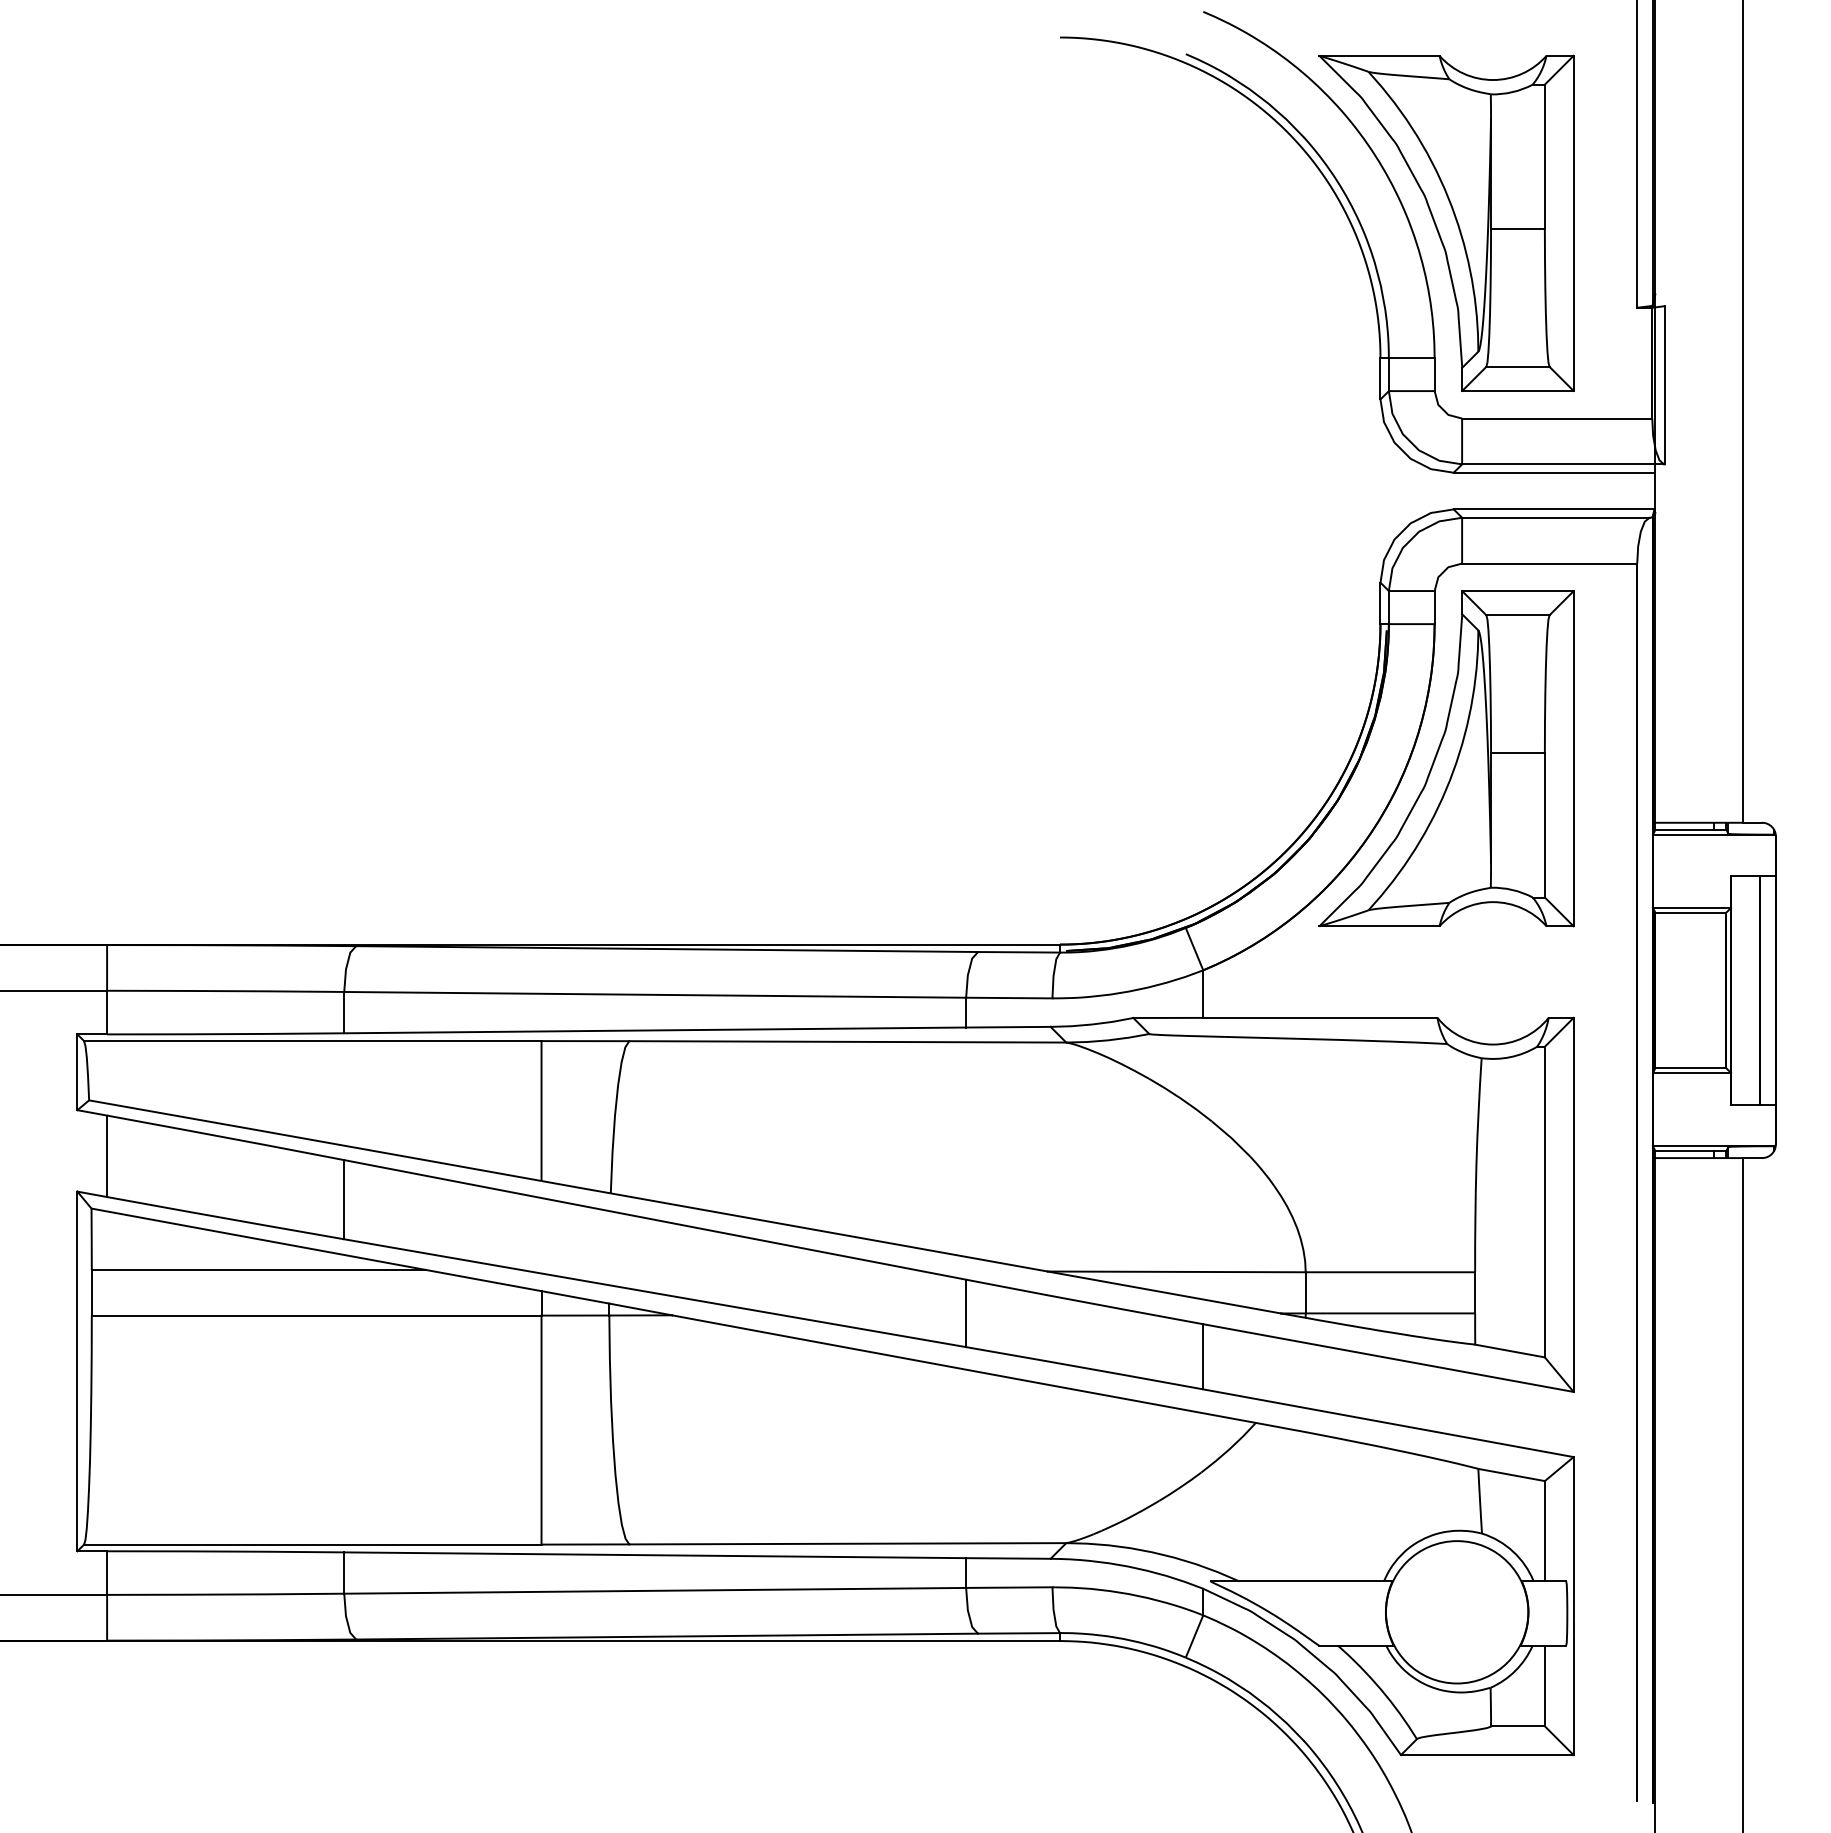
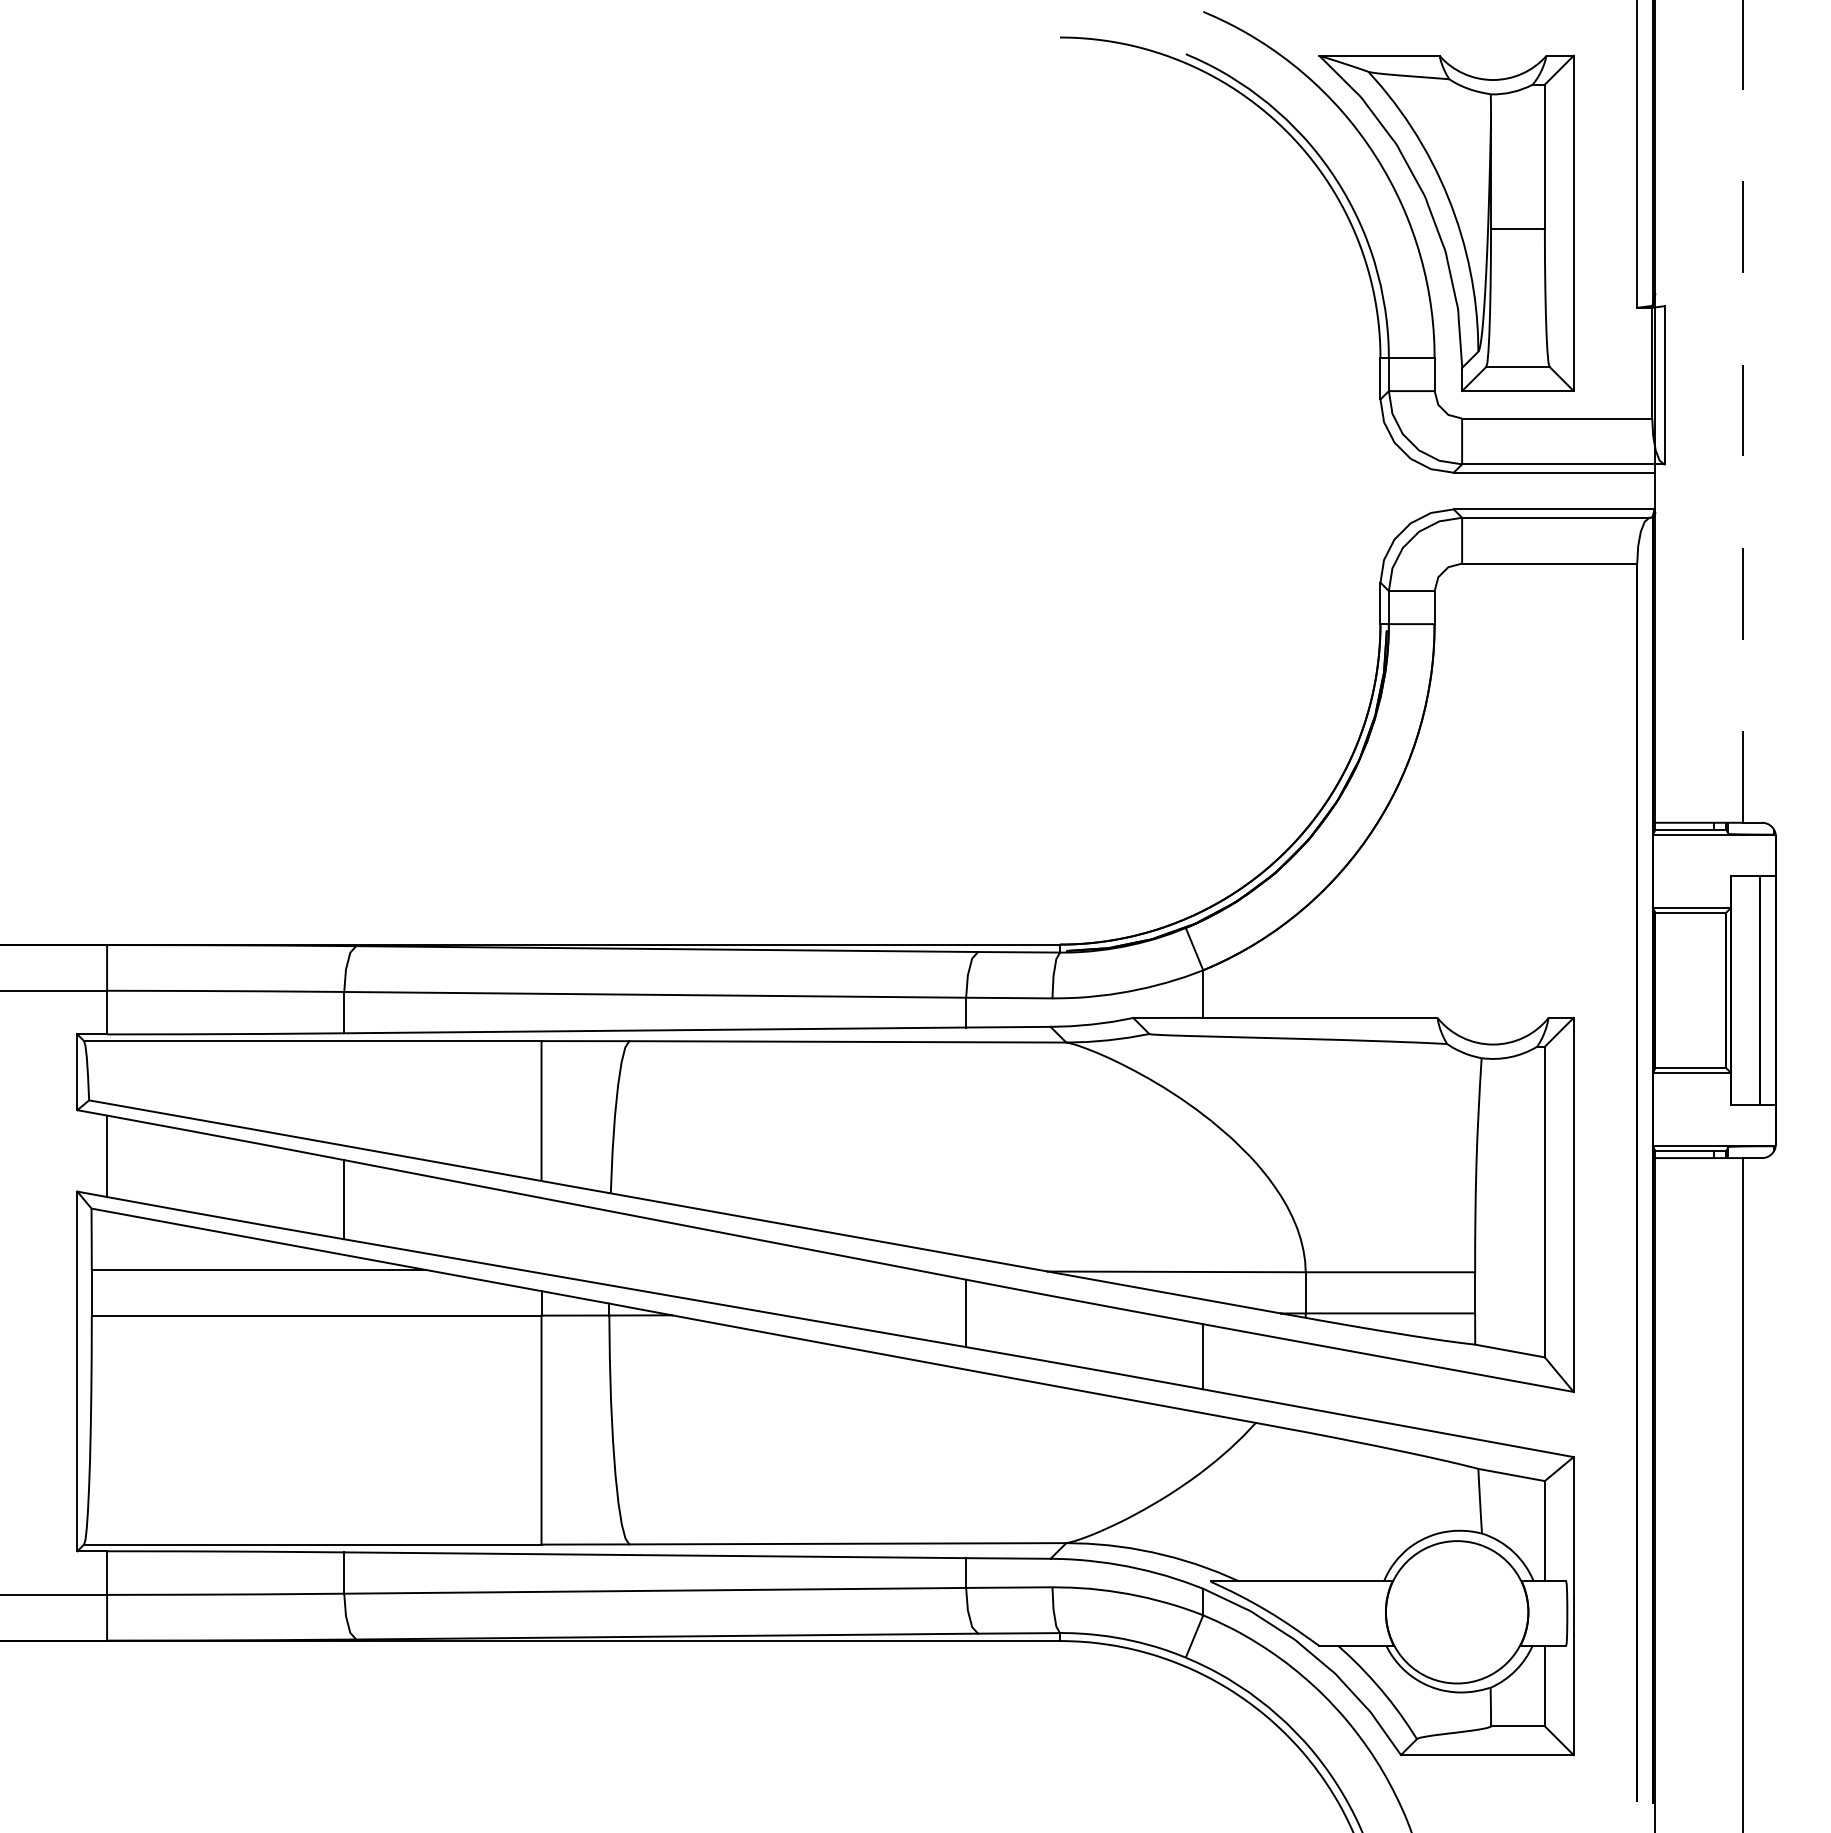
line: solid -> dashed (1743, 411)
part: present -> none (1446, 758)
